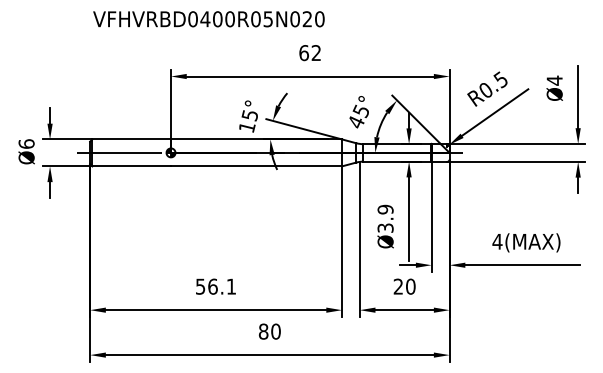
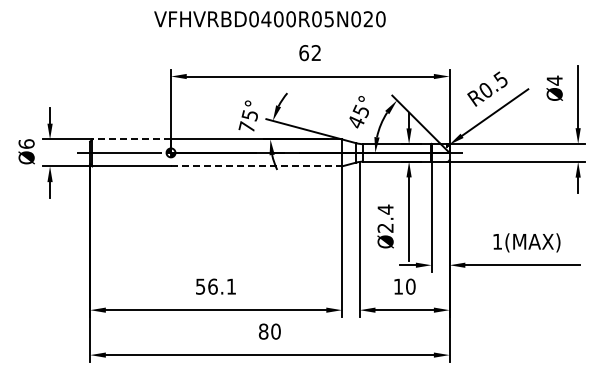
text position: (208, 19) -> (269, 19) (269, 19)
text: 15° -> 75° (246, 126)
line: solid -> dashed (131, 139)
line: solid -> dashed (256, 166)
text: Ø3.9 -> Ø2.4 (385, 218)
text: 4(MAX) -> 1(MAX) (497, 241)
text: 20 -> 10 (397, 286)
